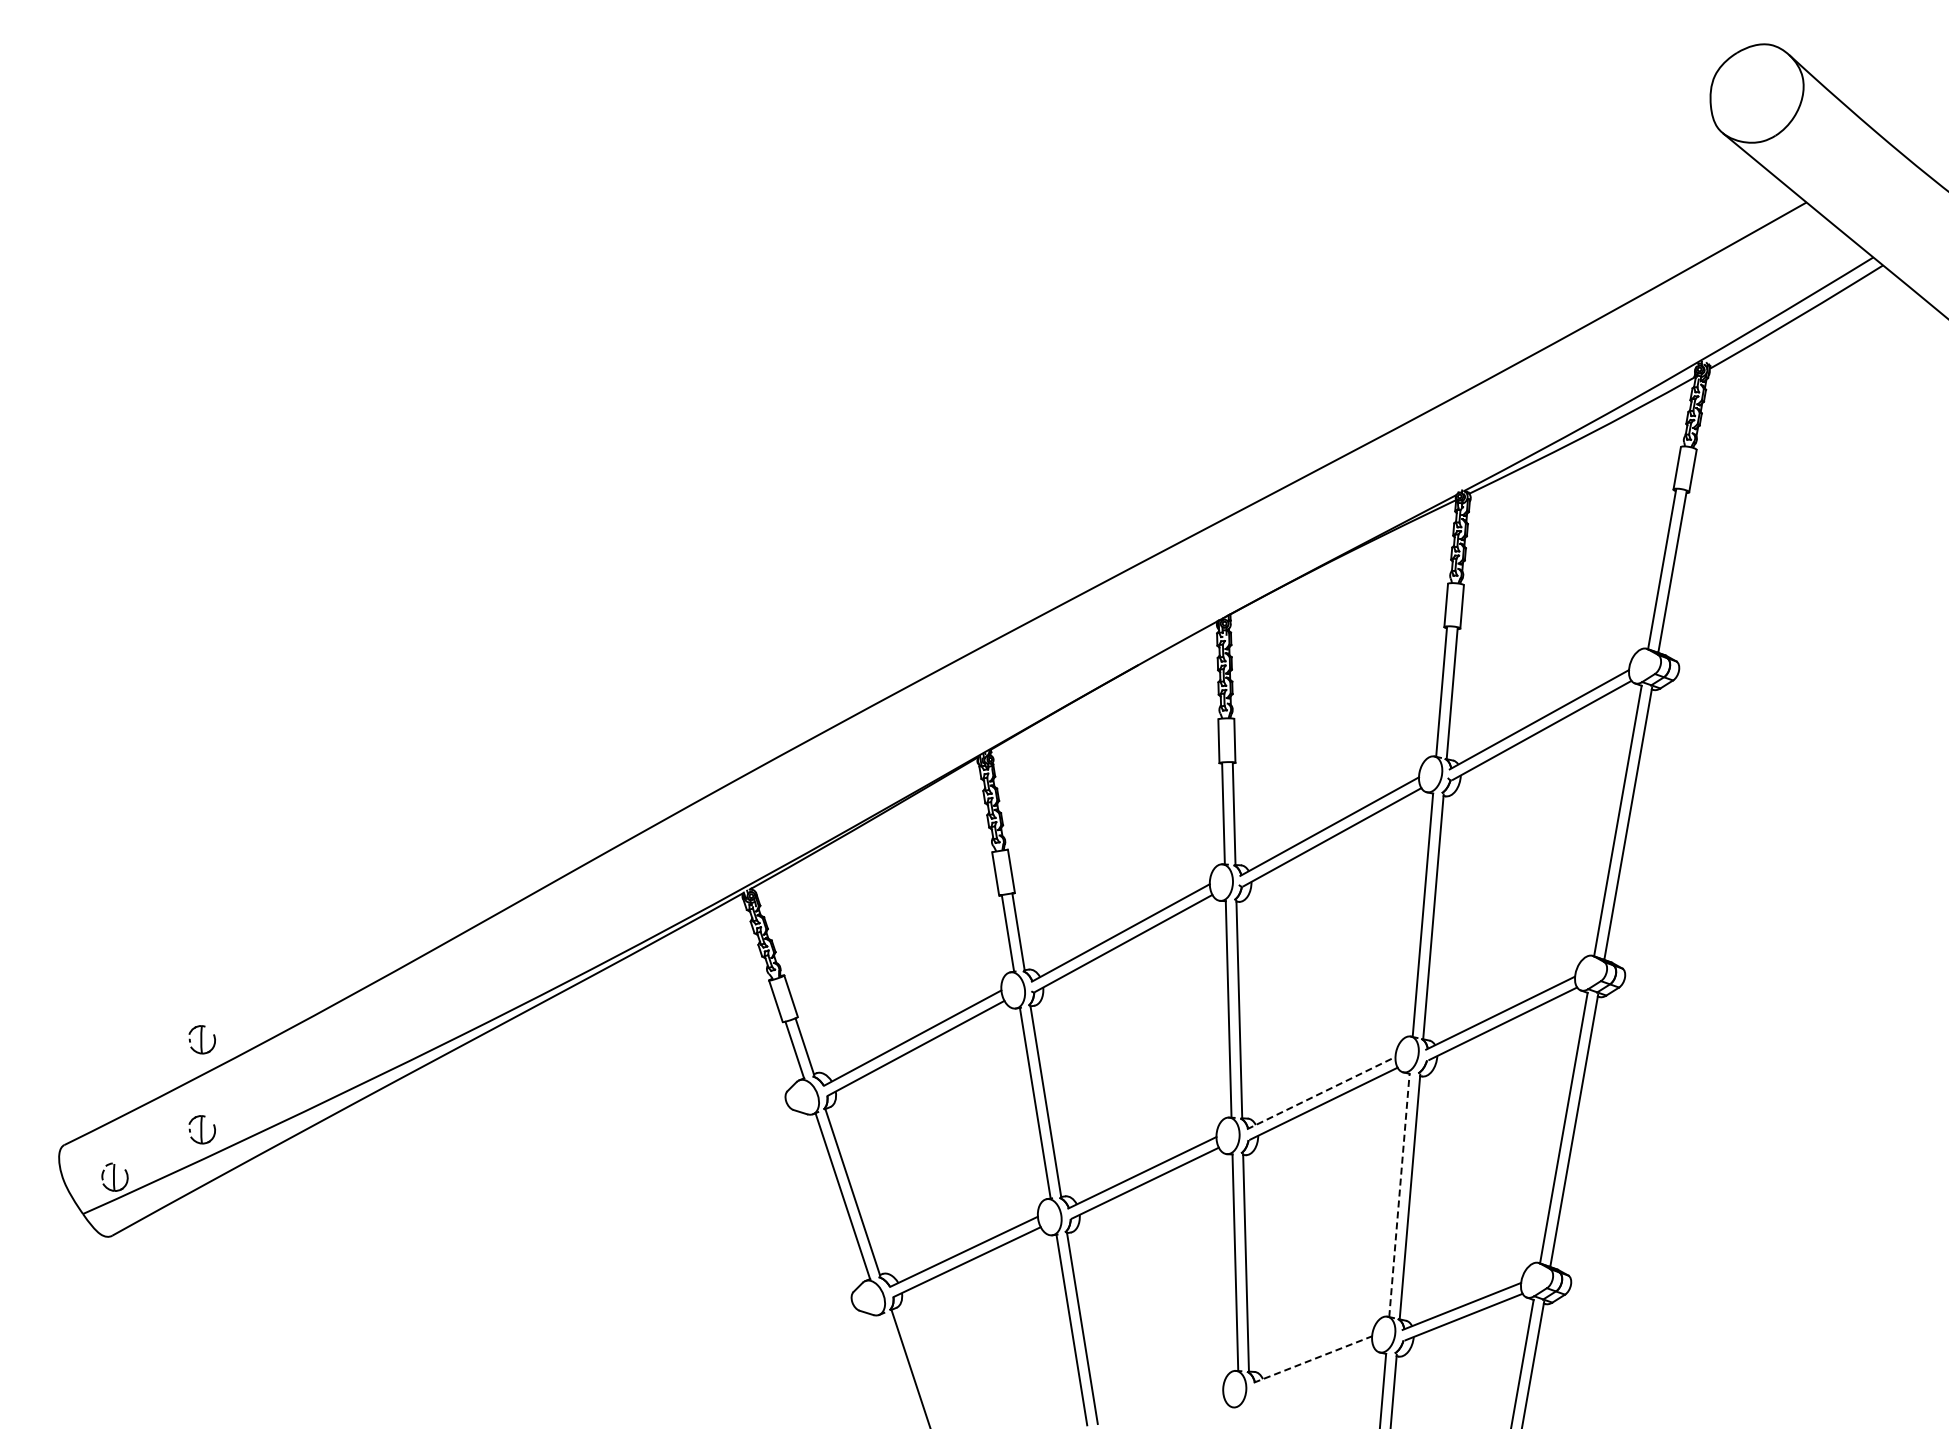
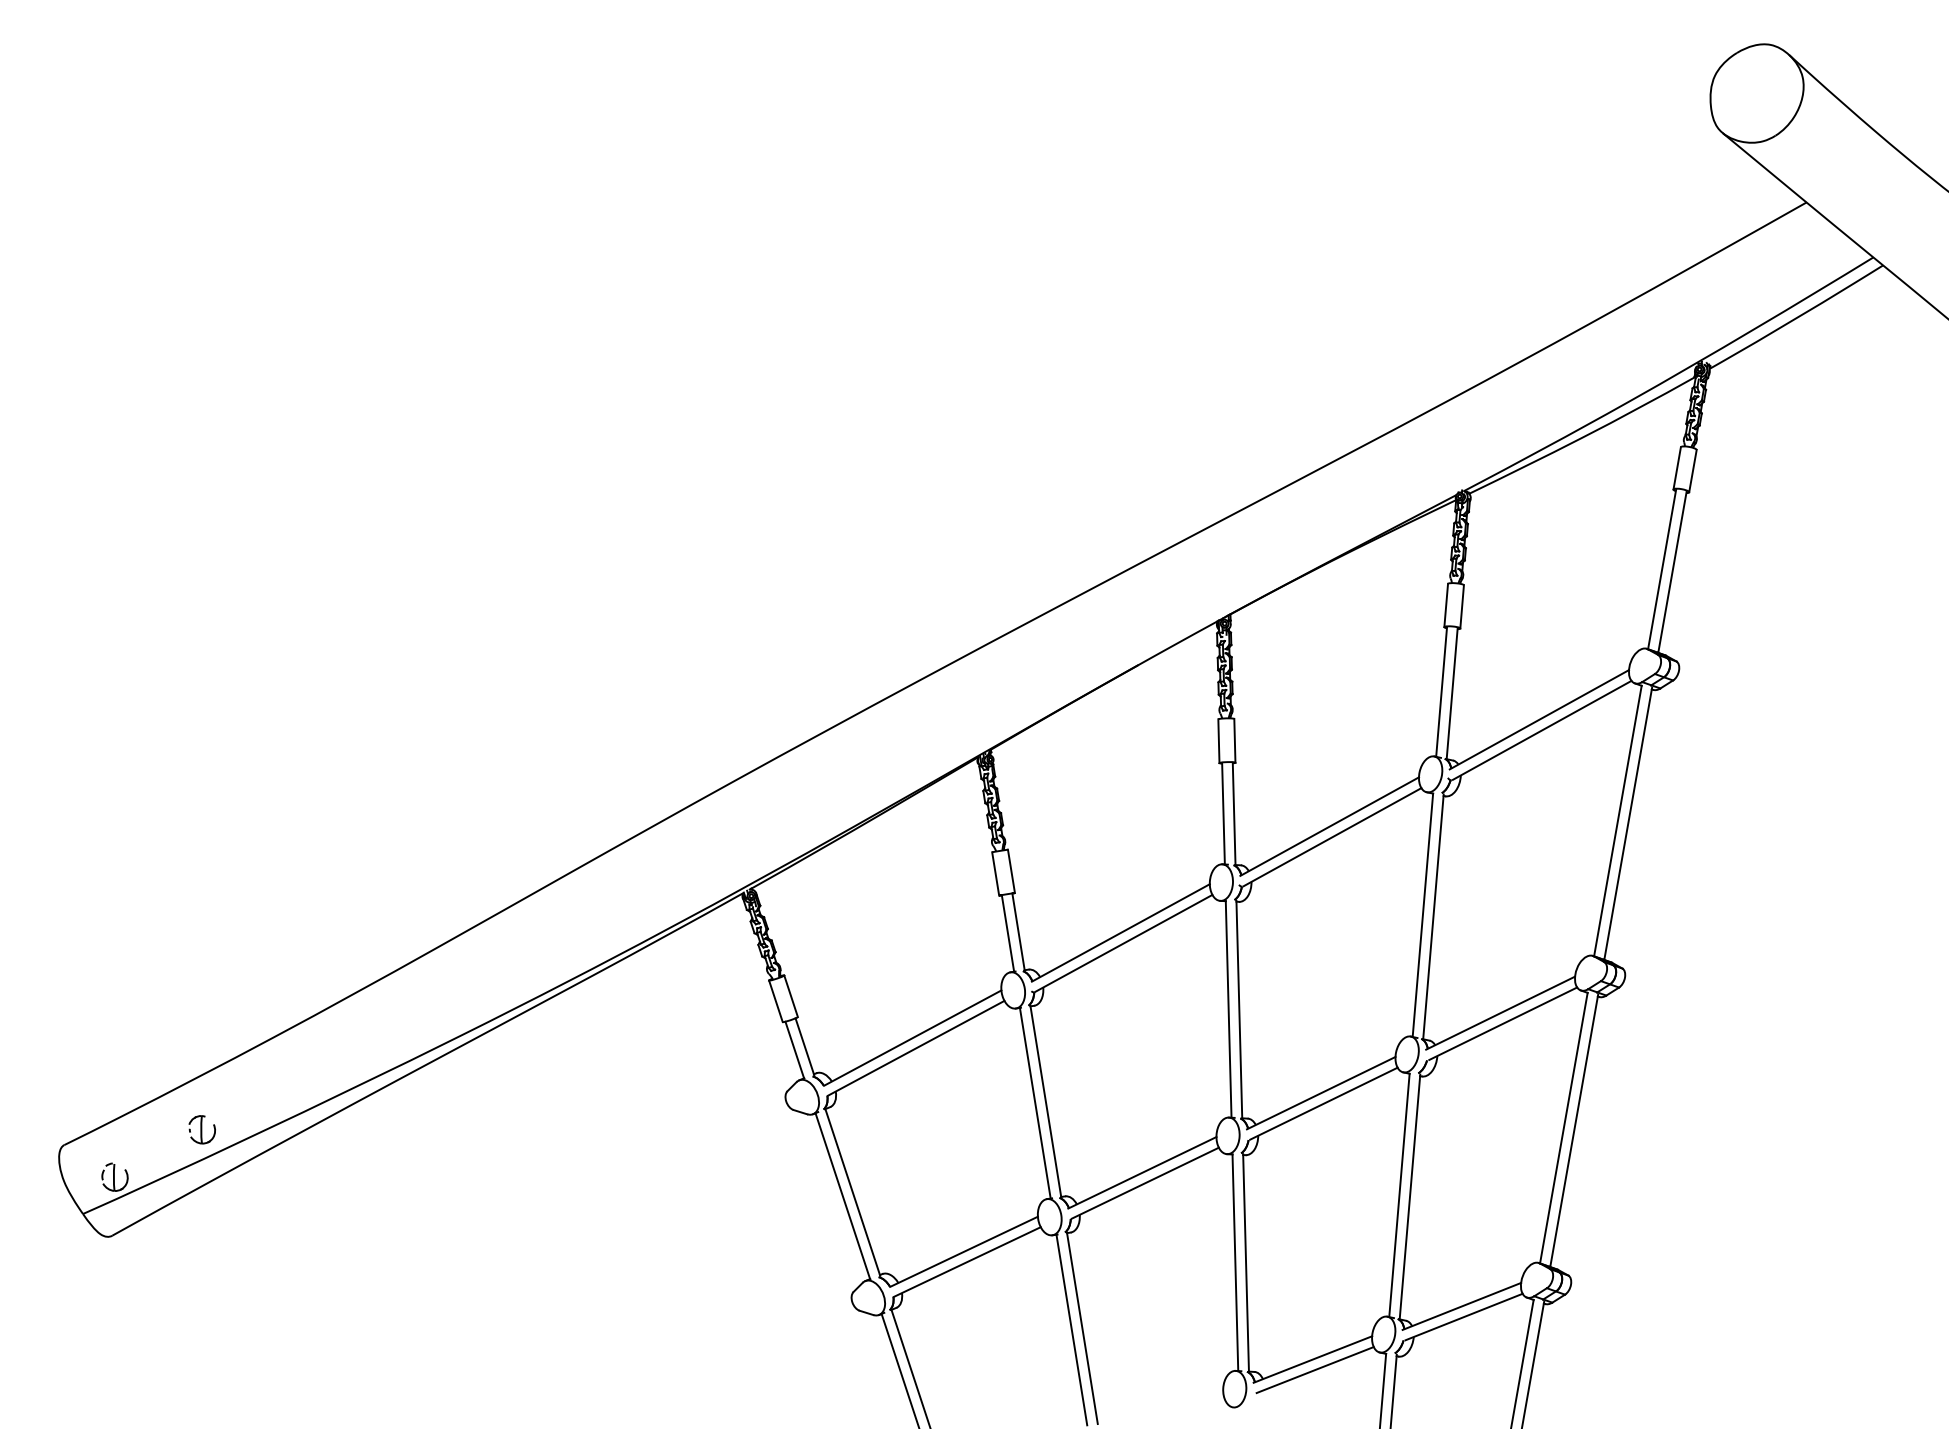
part: present -> none (201, 1039)
line: dashed -> solid (1321, 1093)
line: dashed -> solid (1399, 1194)
line: dashed -> solid (1312, 1359)
line: none -> present (899, 1369)
line: none -> present (1314, 1370)
